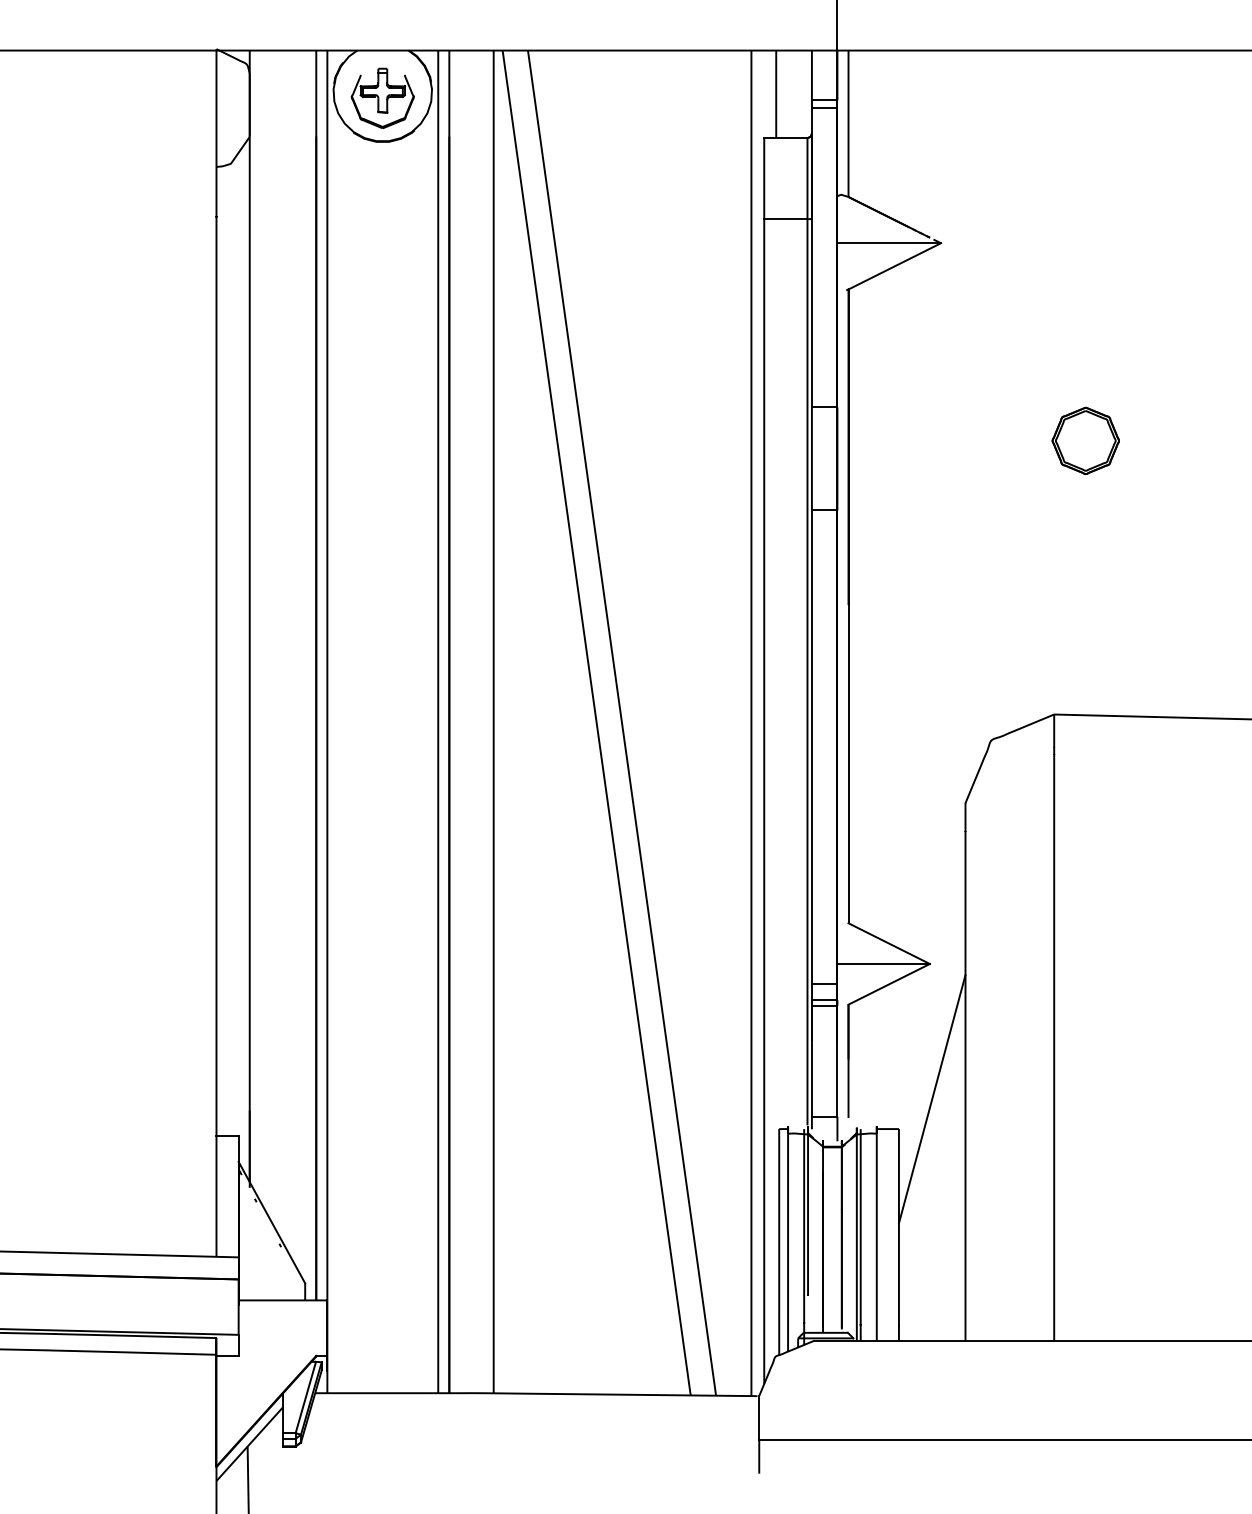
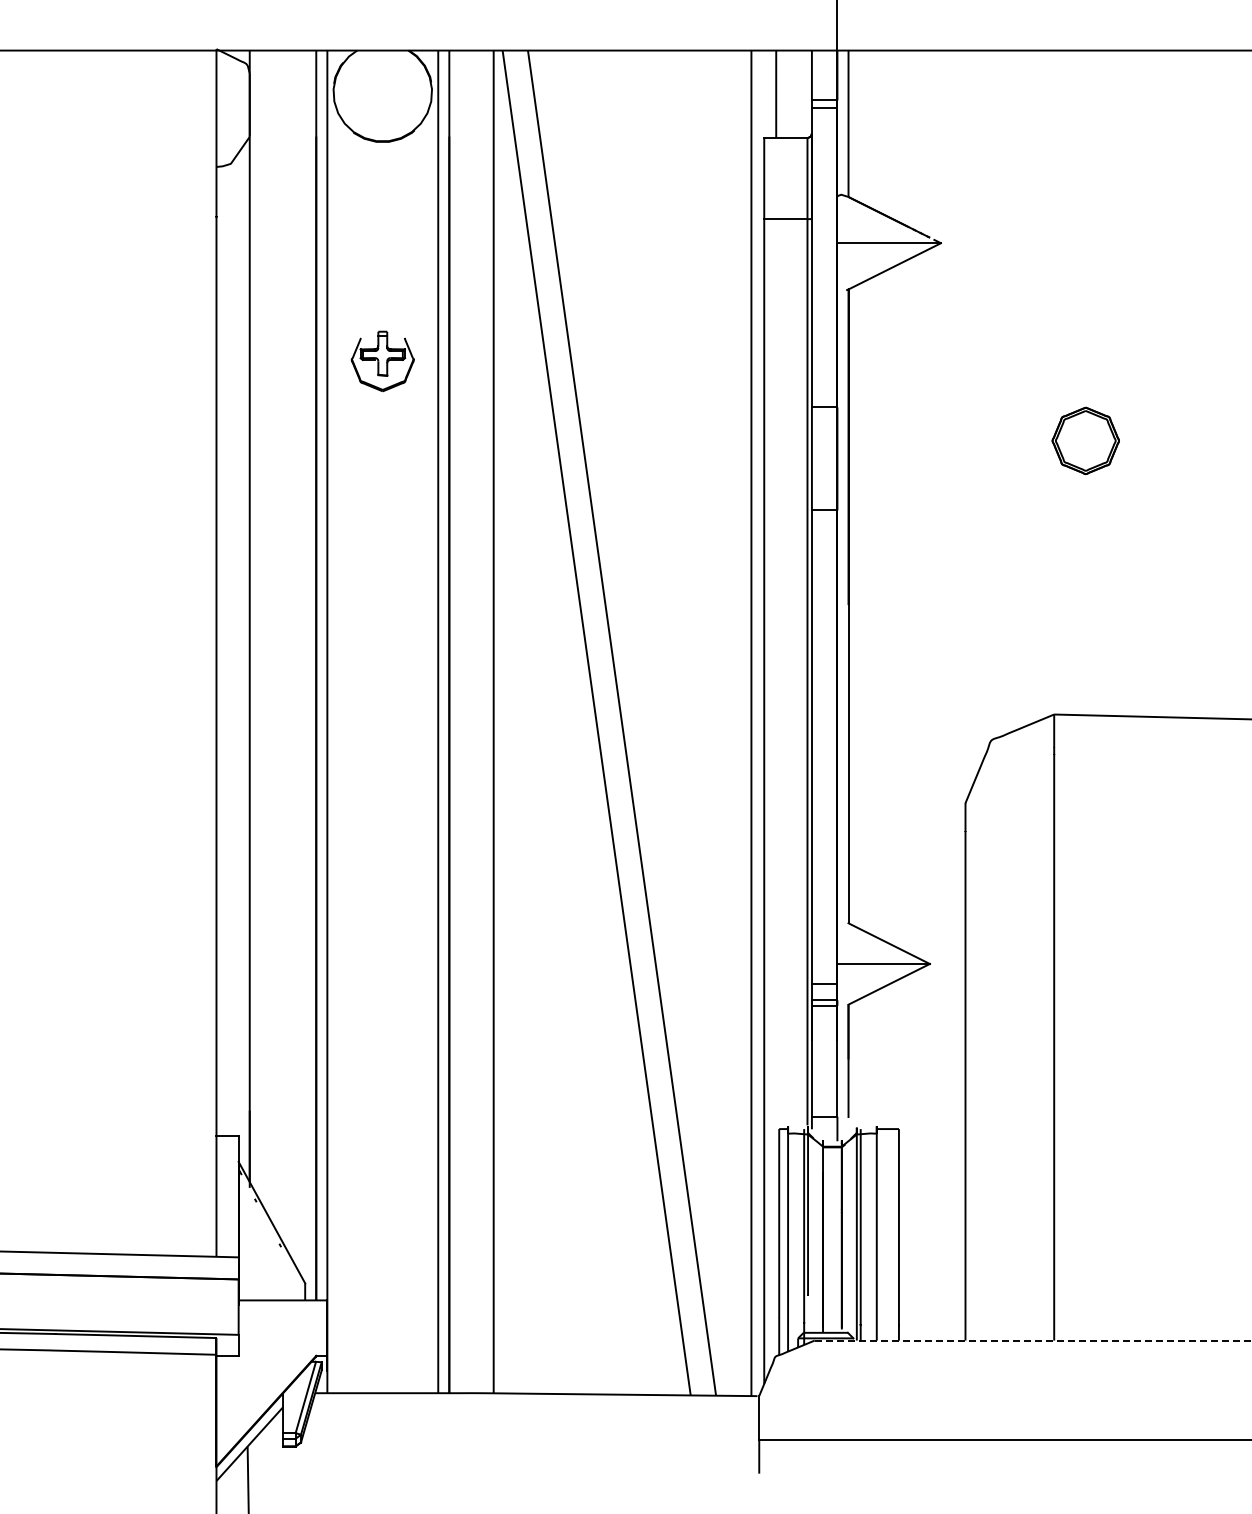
part position: (382, 97) -> (382, 360) (382, 360)
line: present -> none (931, 1099)
line: solid -> dashed (1033, 1340)
